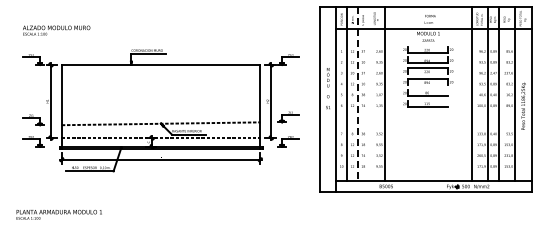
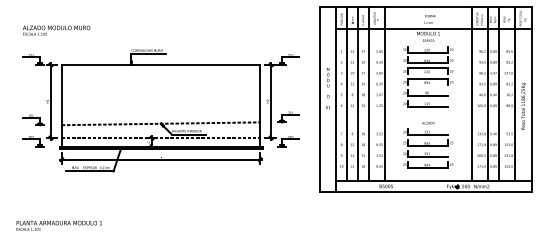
line: dashed -> solid (357, 93)
line: none -> present (368, 93)
part: none -> present (428, 145)
text position: (58, 214) -> (58, 225) (58, 225)
